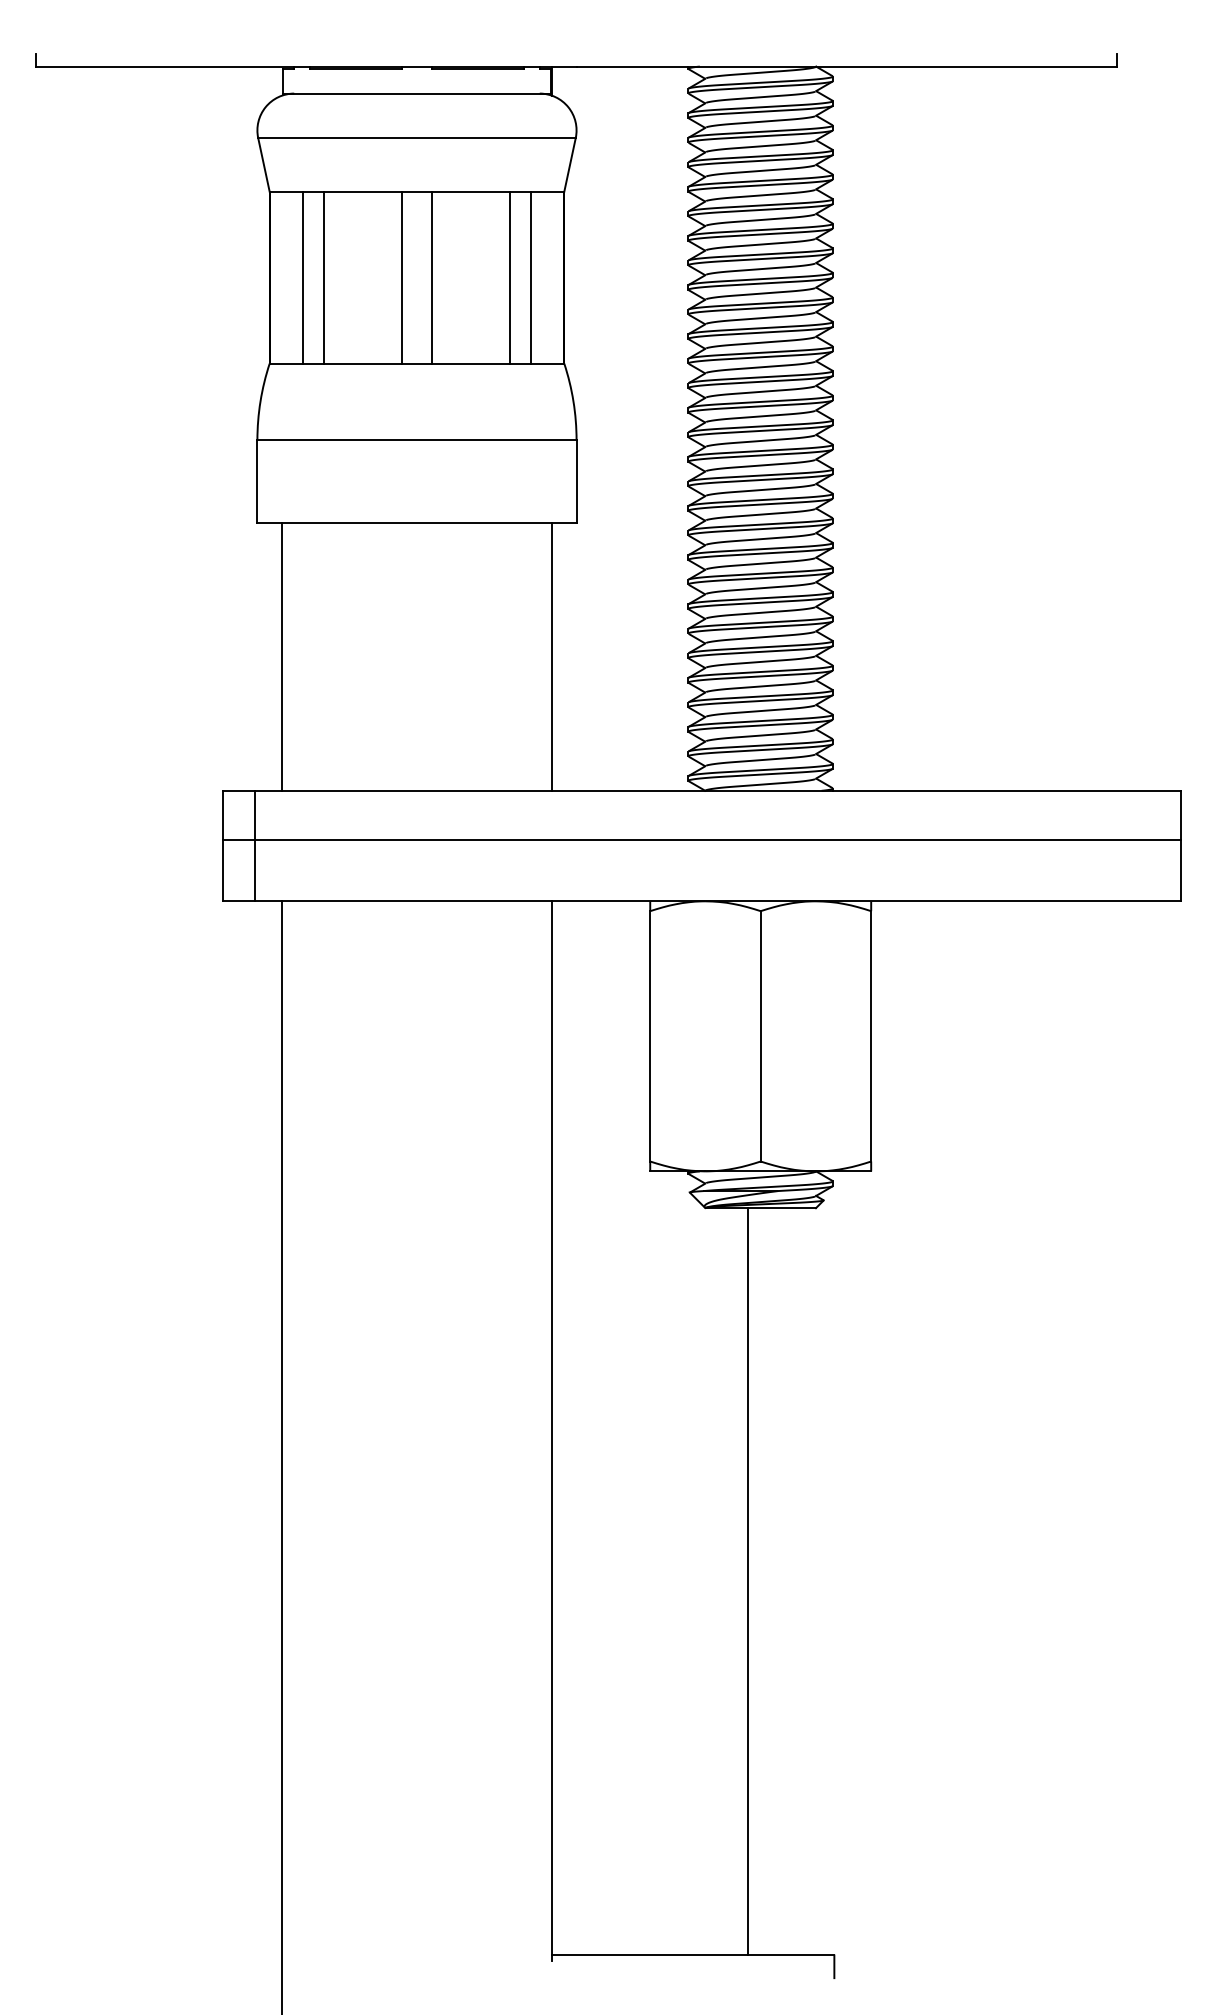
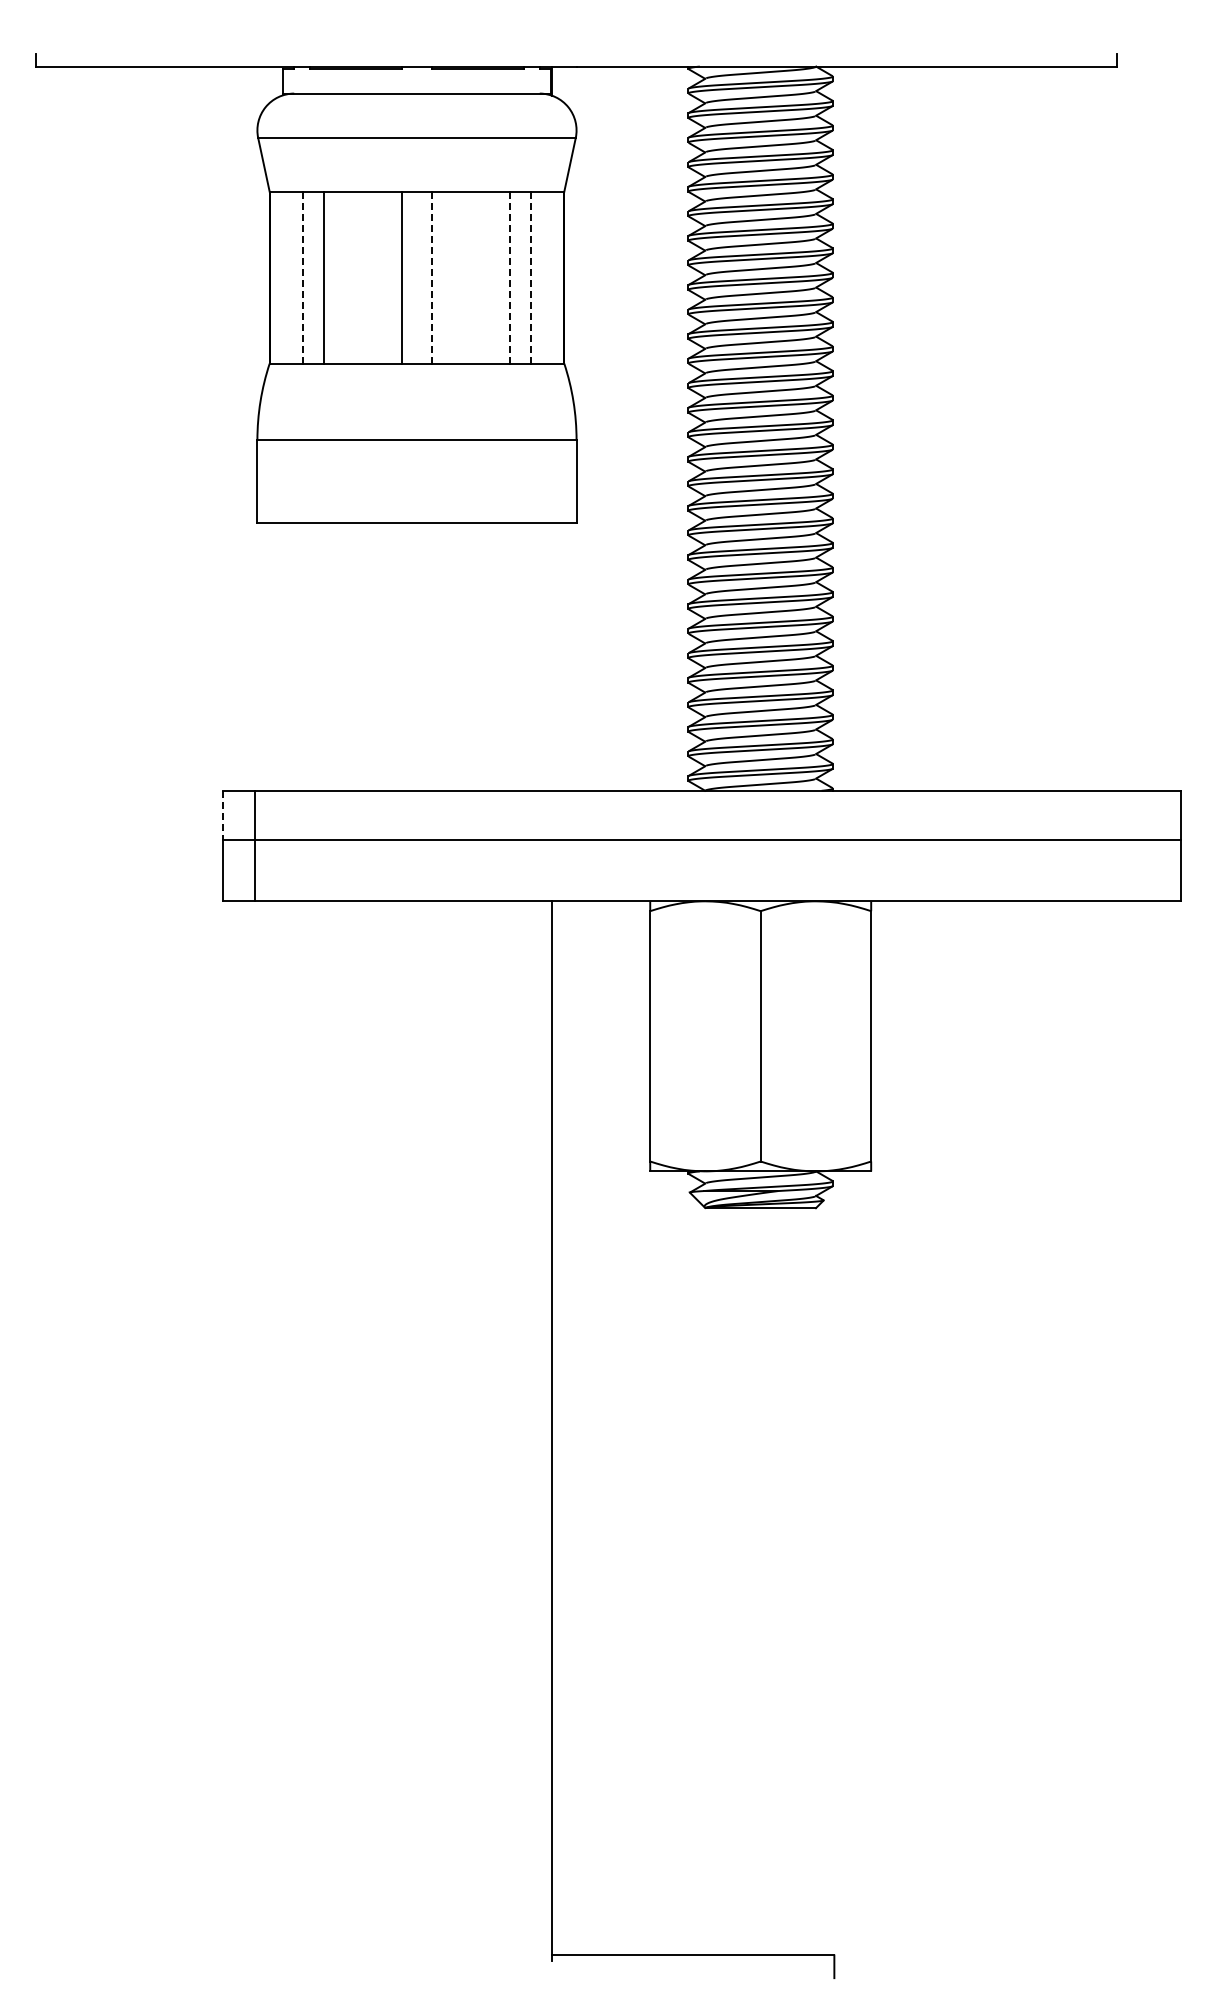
line: solid -> dashed (302, 277)
line: solid -> dashed (432, 277)
line: solid -> dashed (509, 277)
line: solid -> dashed (531, 277)
line: present -> none (281, 656)
line: present -> none (552, 656)
line: solid -> dashed (223, 815)
line: present -> none (281, 1456)
line: present -> none (748, 1581)
